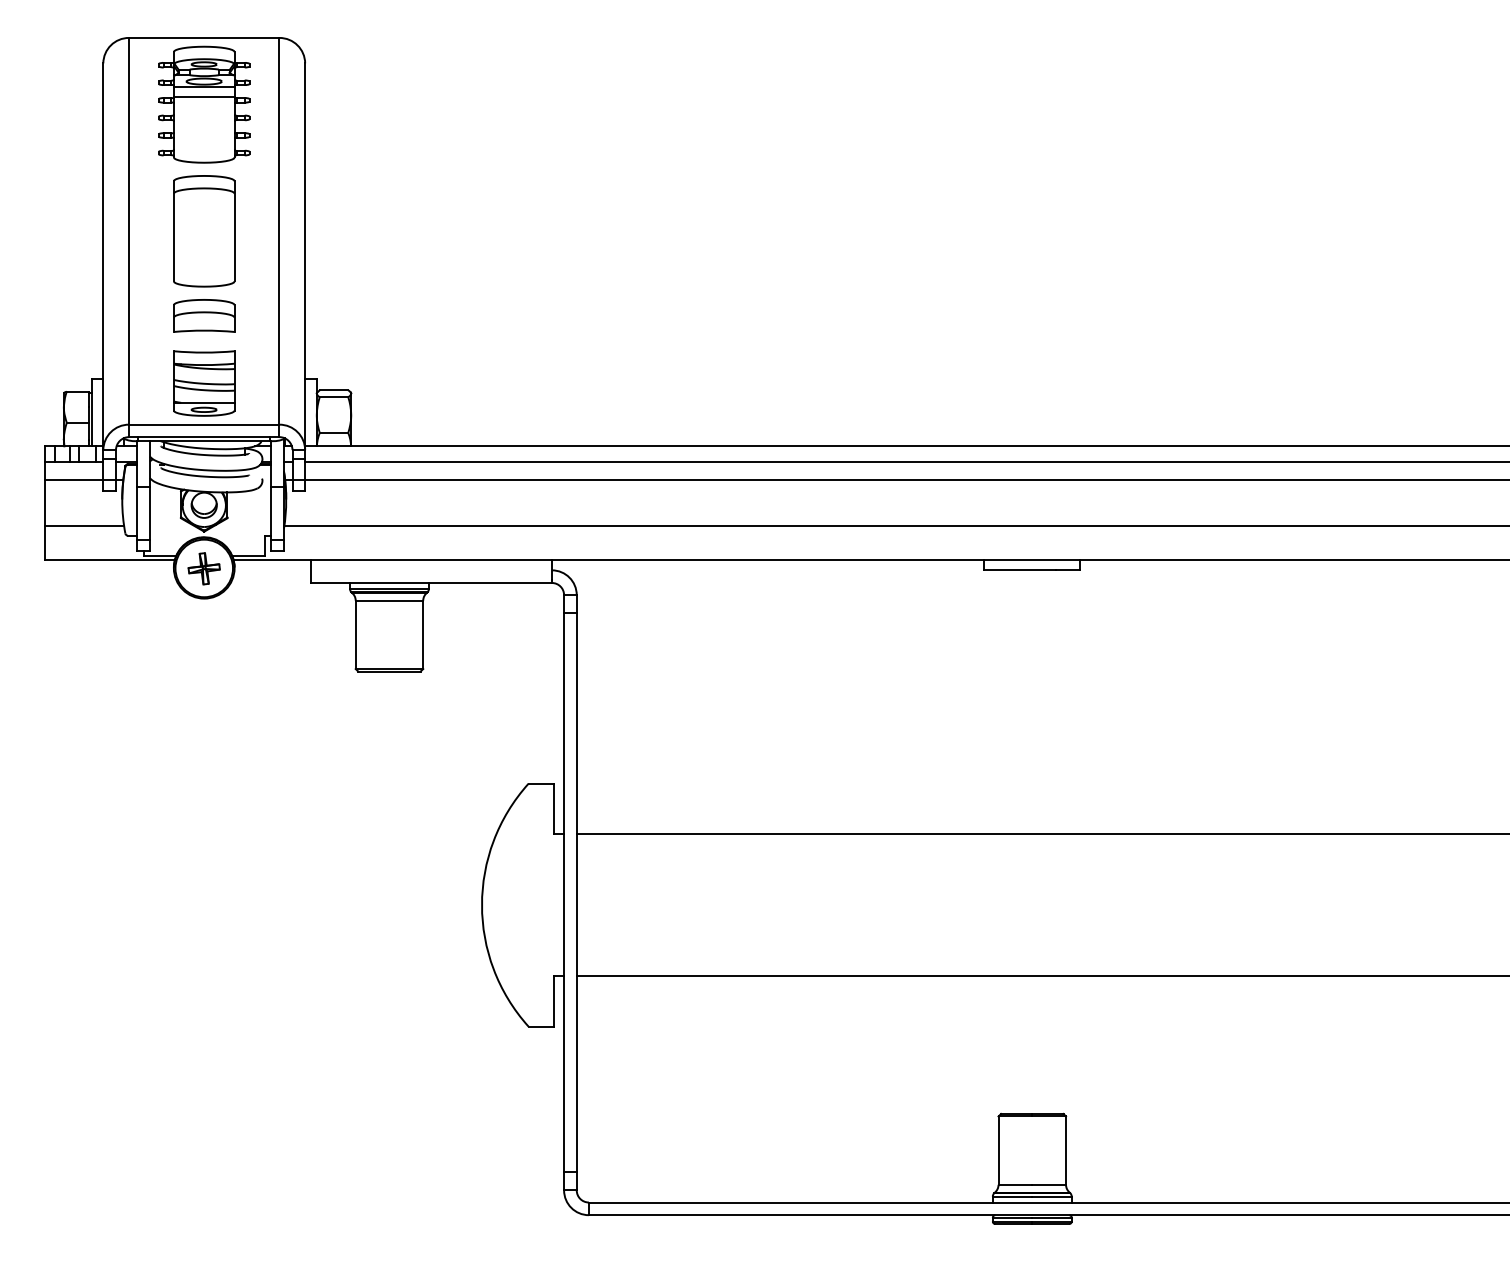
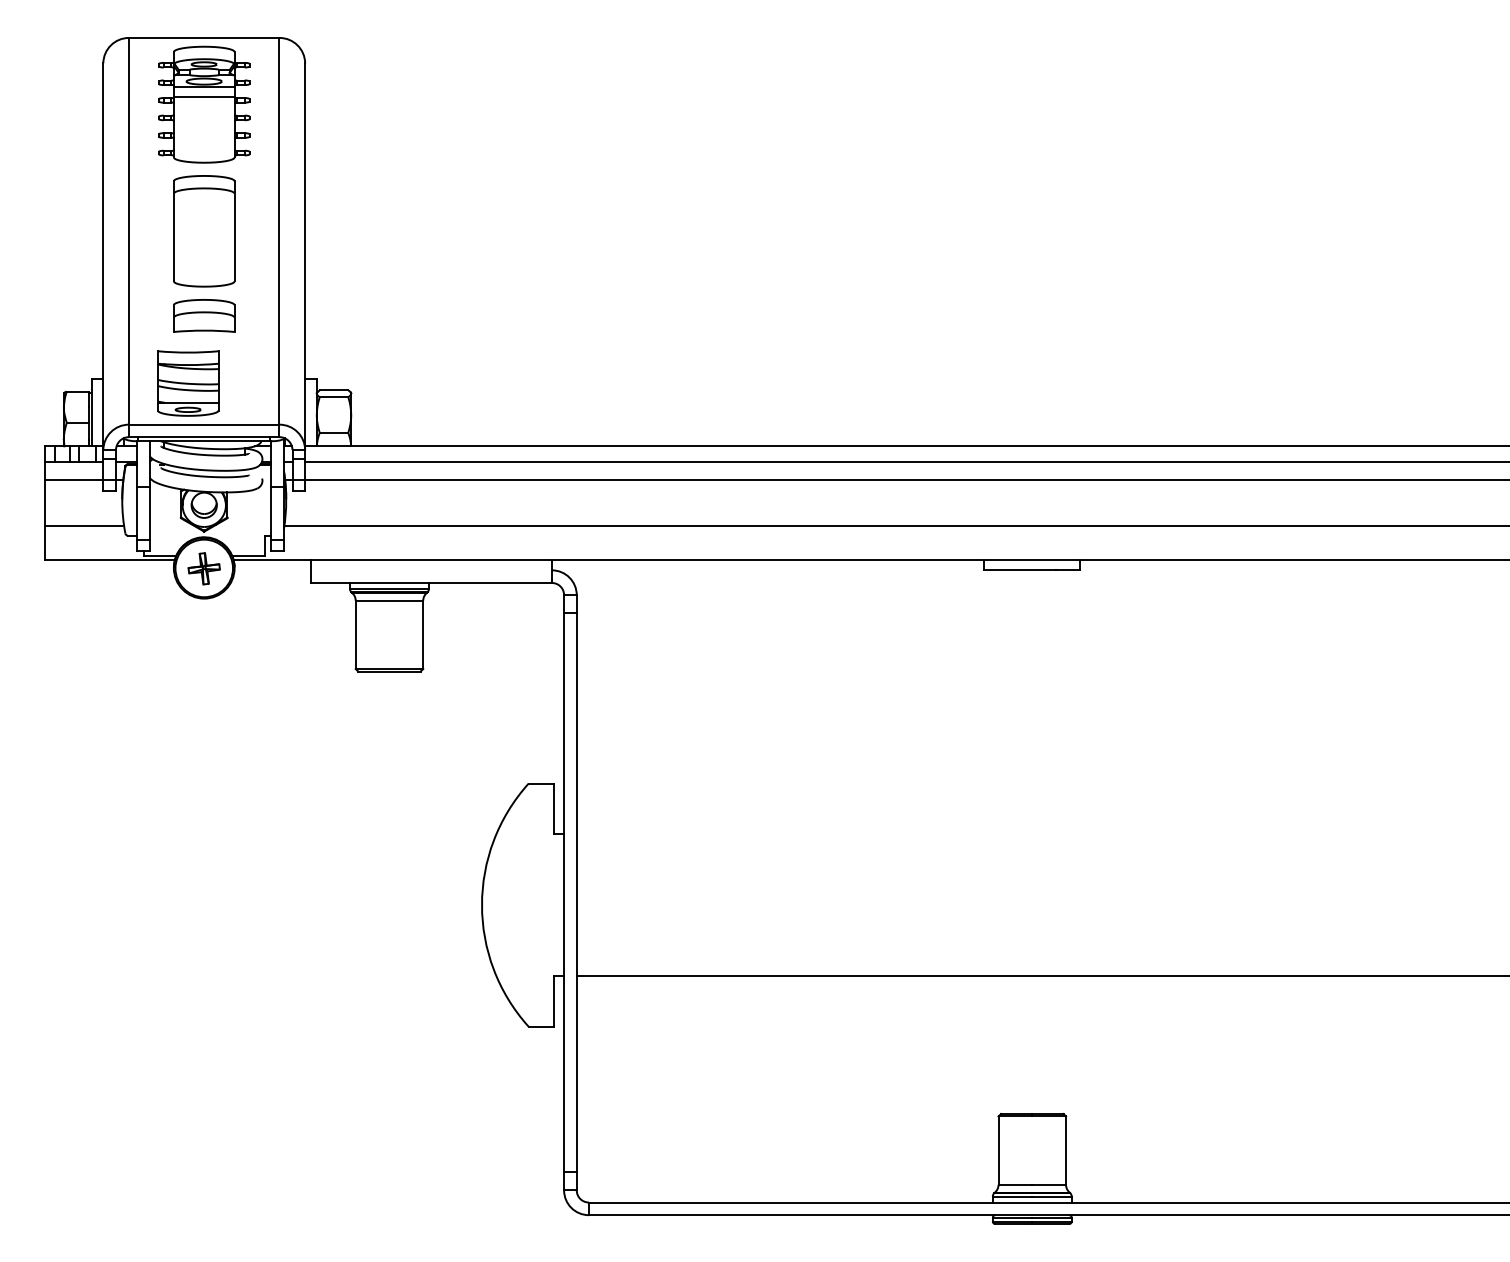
part position: (204, 383) -> (188, 383) (188, 383)
line: present -> none (1041, 834)
